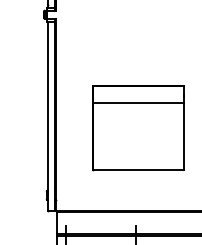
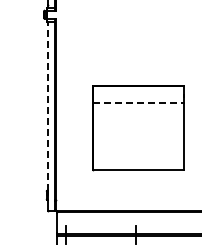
line: solid -> dashed (139, 103)
line: solid -> dashed (47, 105)
